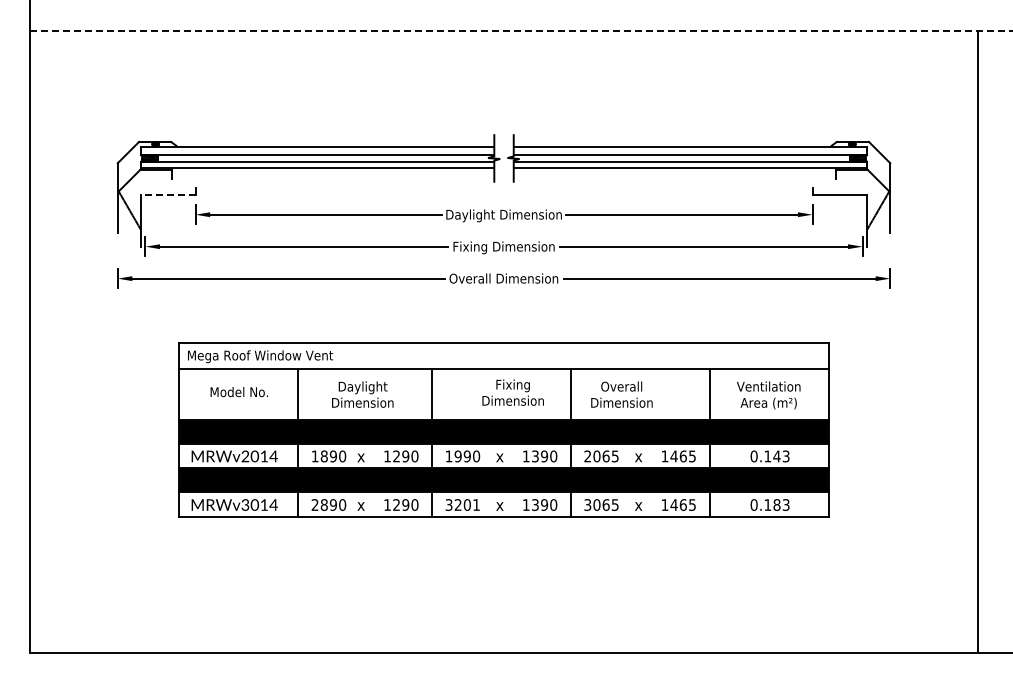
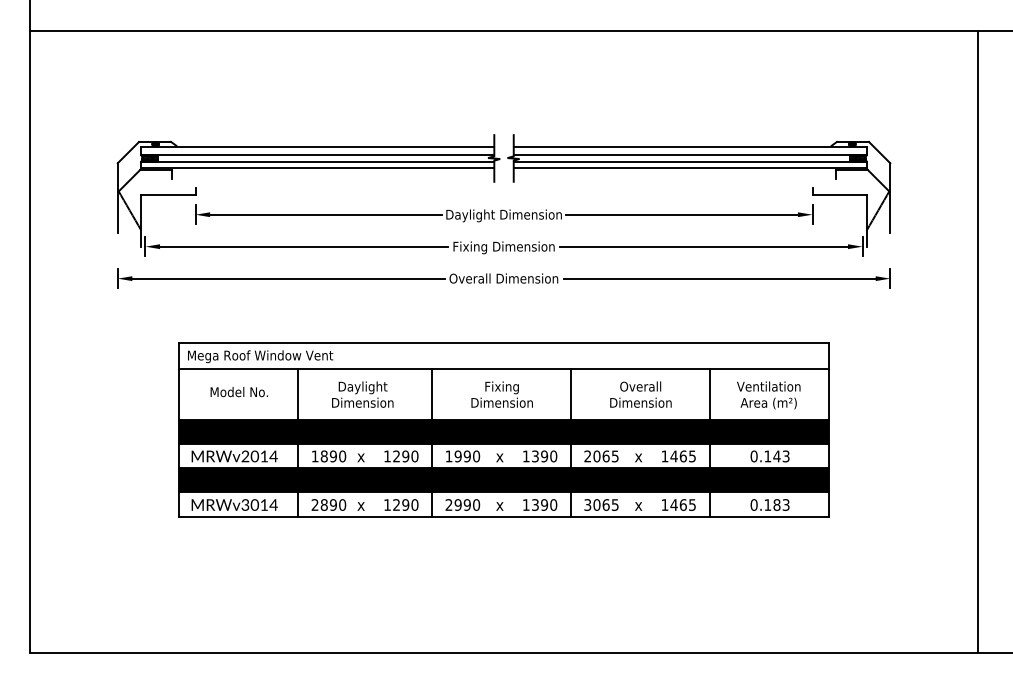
line: dashed -> solid (521, 31)
line: dashed -> solid (167, 195)
text position: (512, 392) -> (501, 394) (501, 394)
text position: (621, 394) -> (640, 394) (640, 394)
text: 3201 -> 2990 (462, 504)
